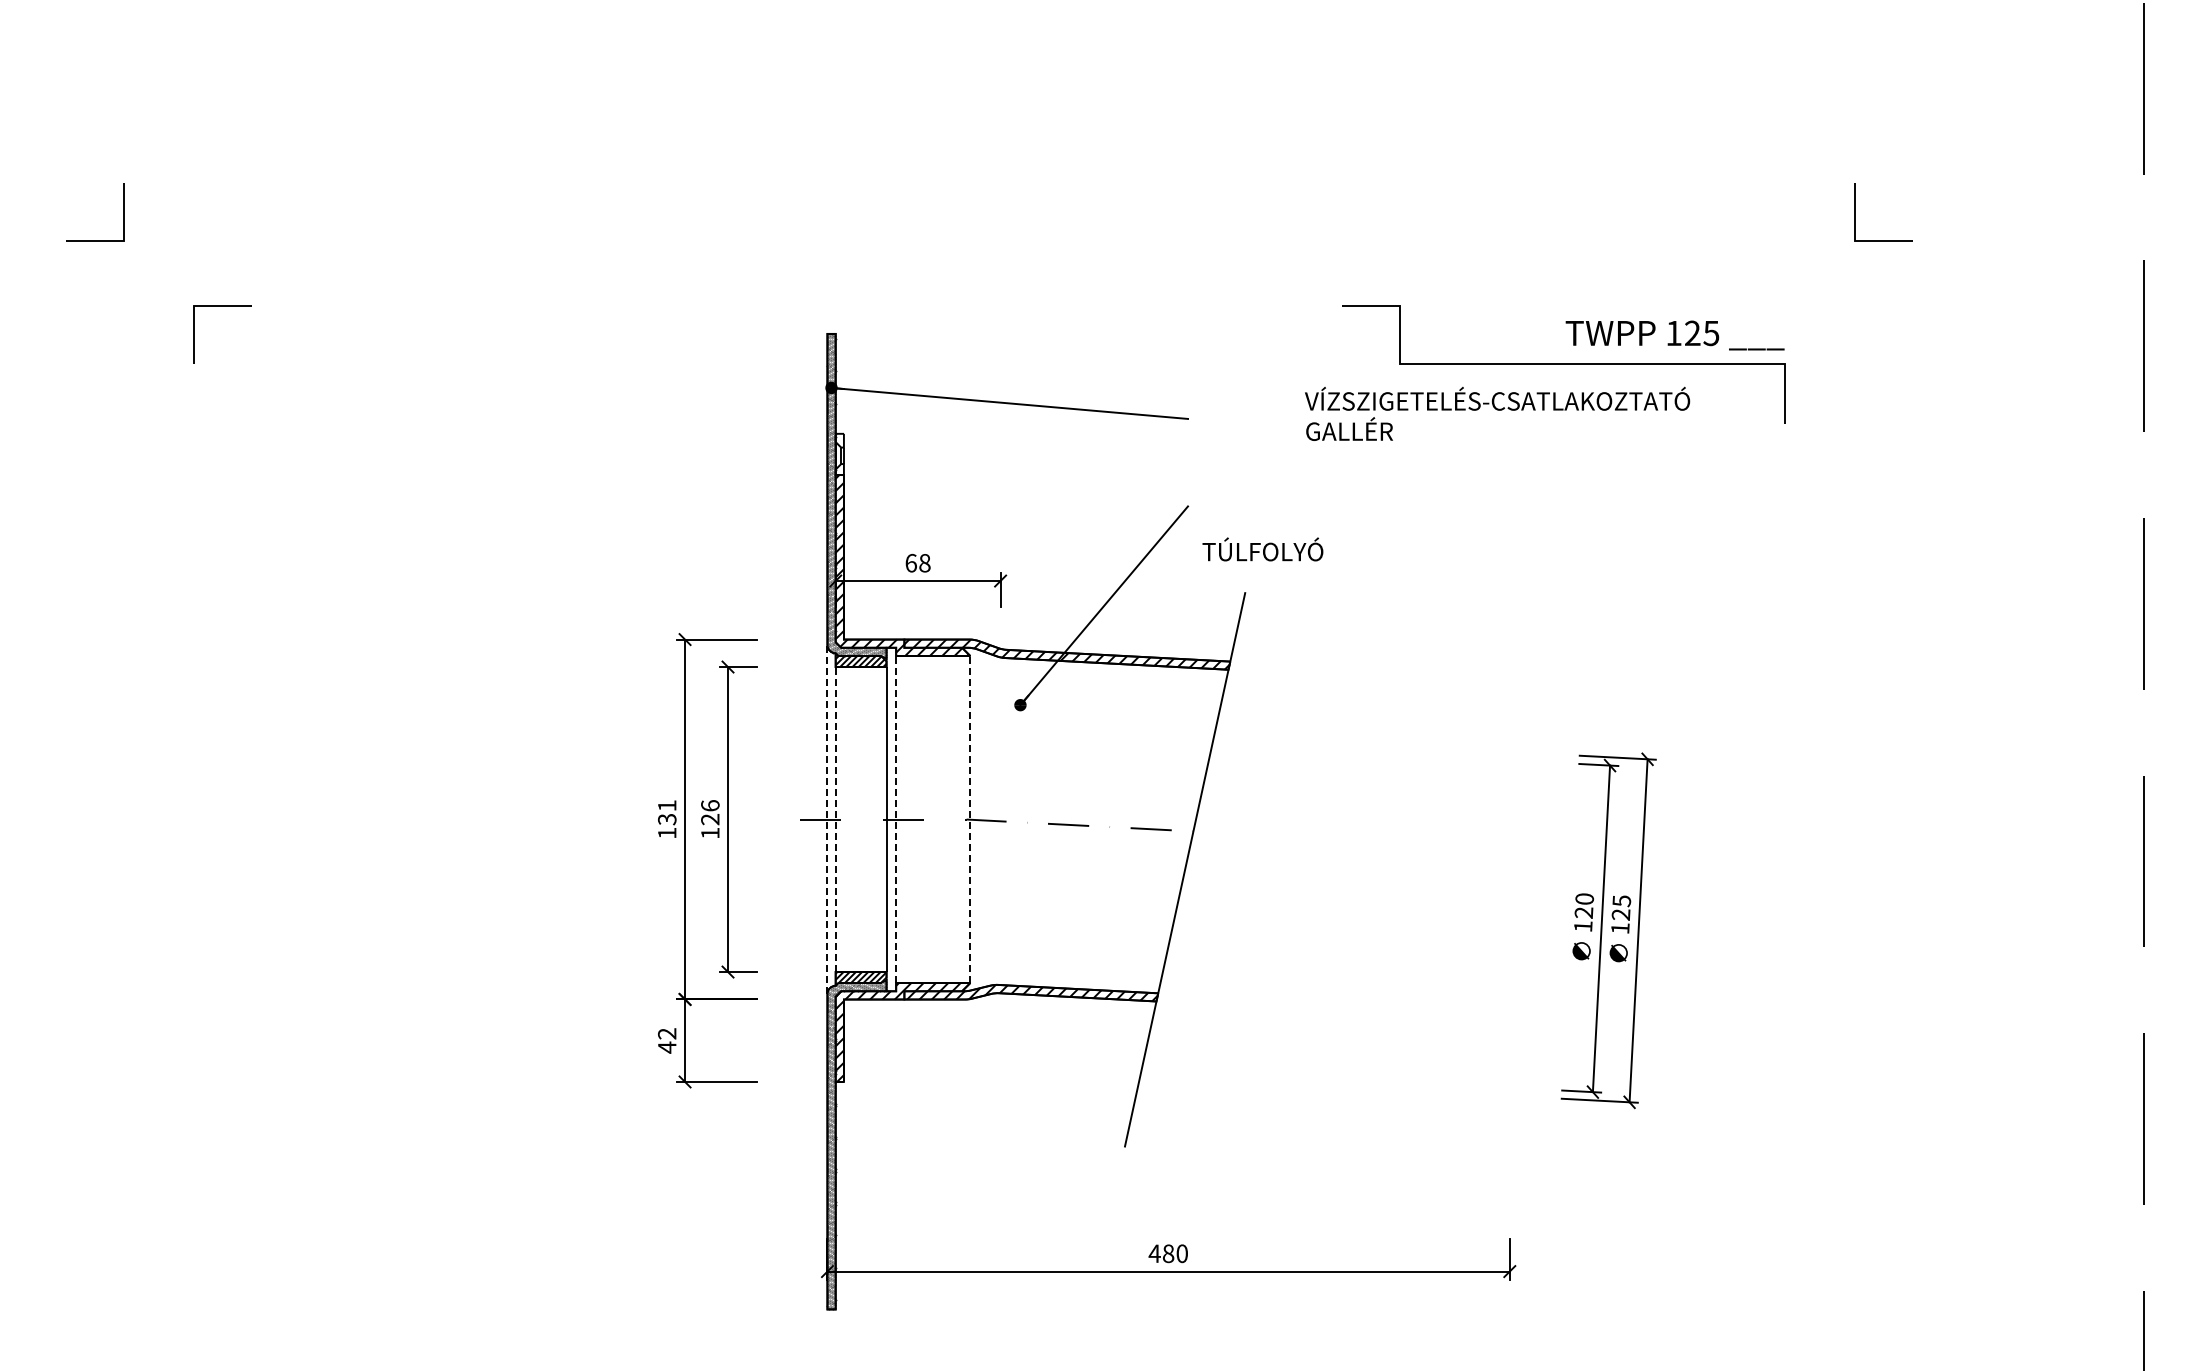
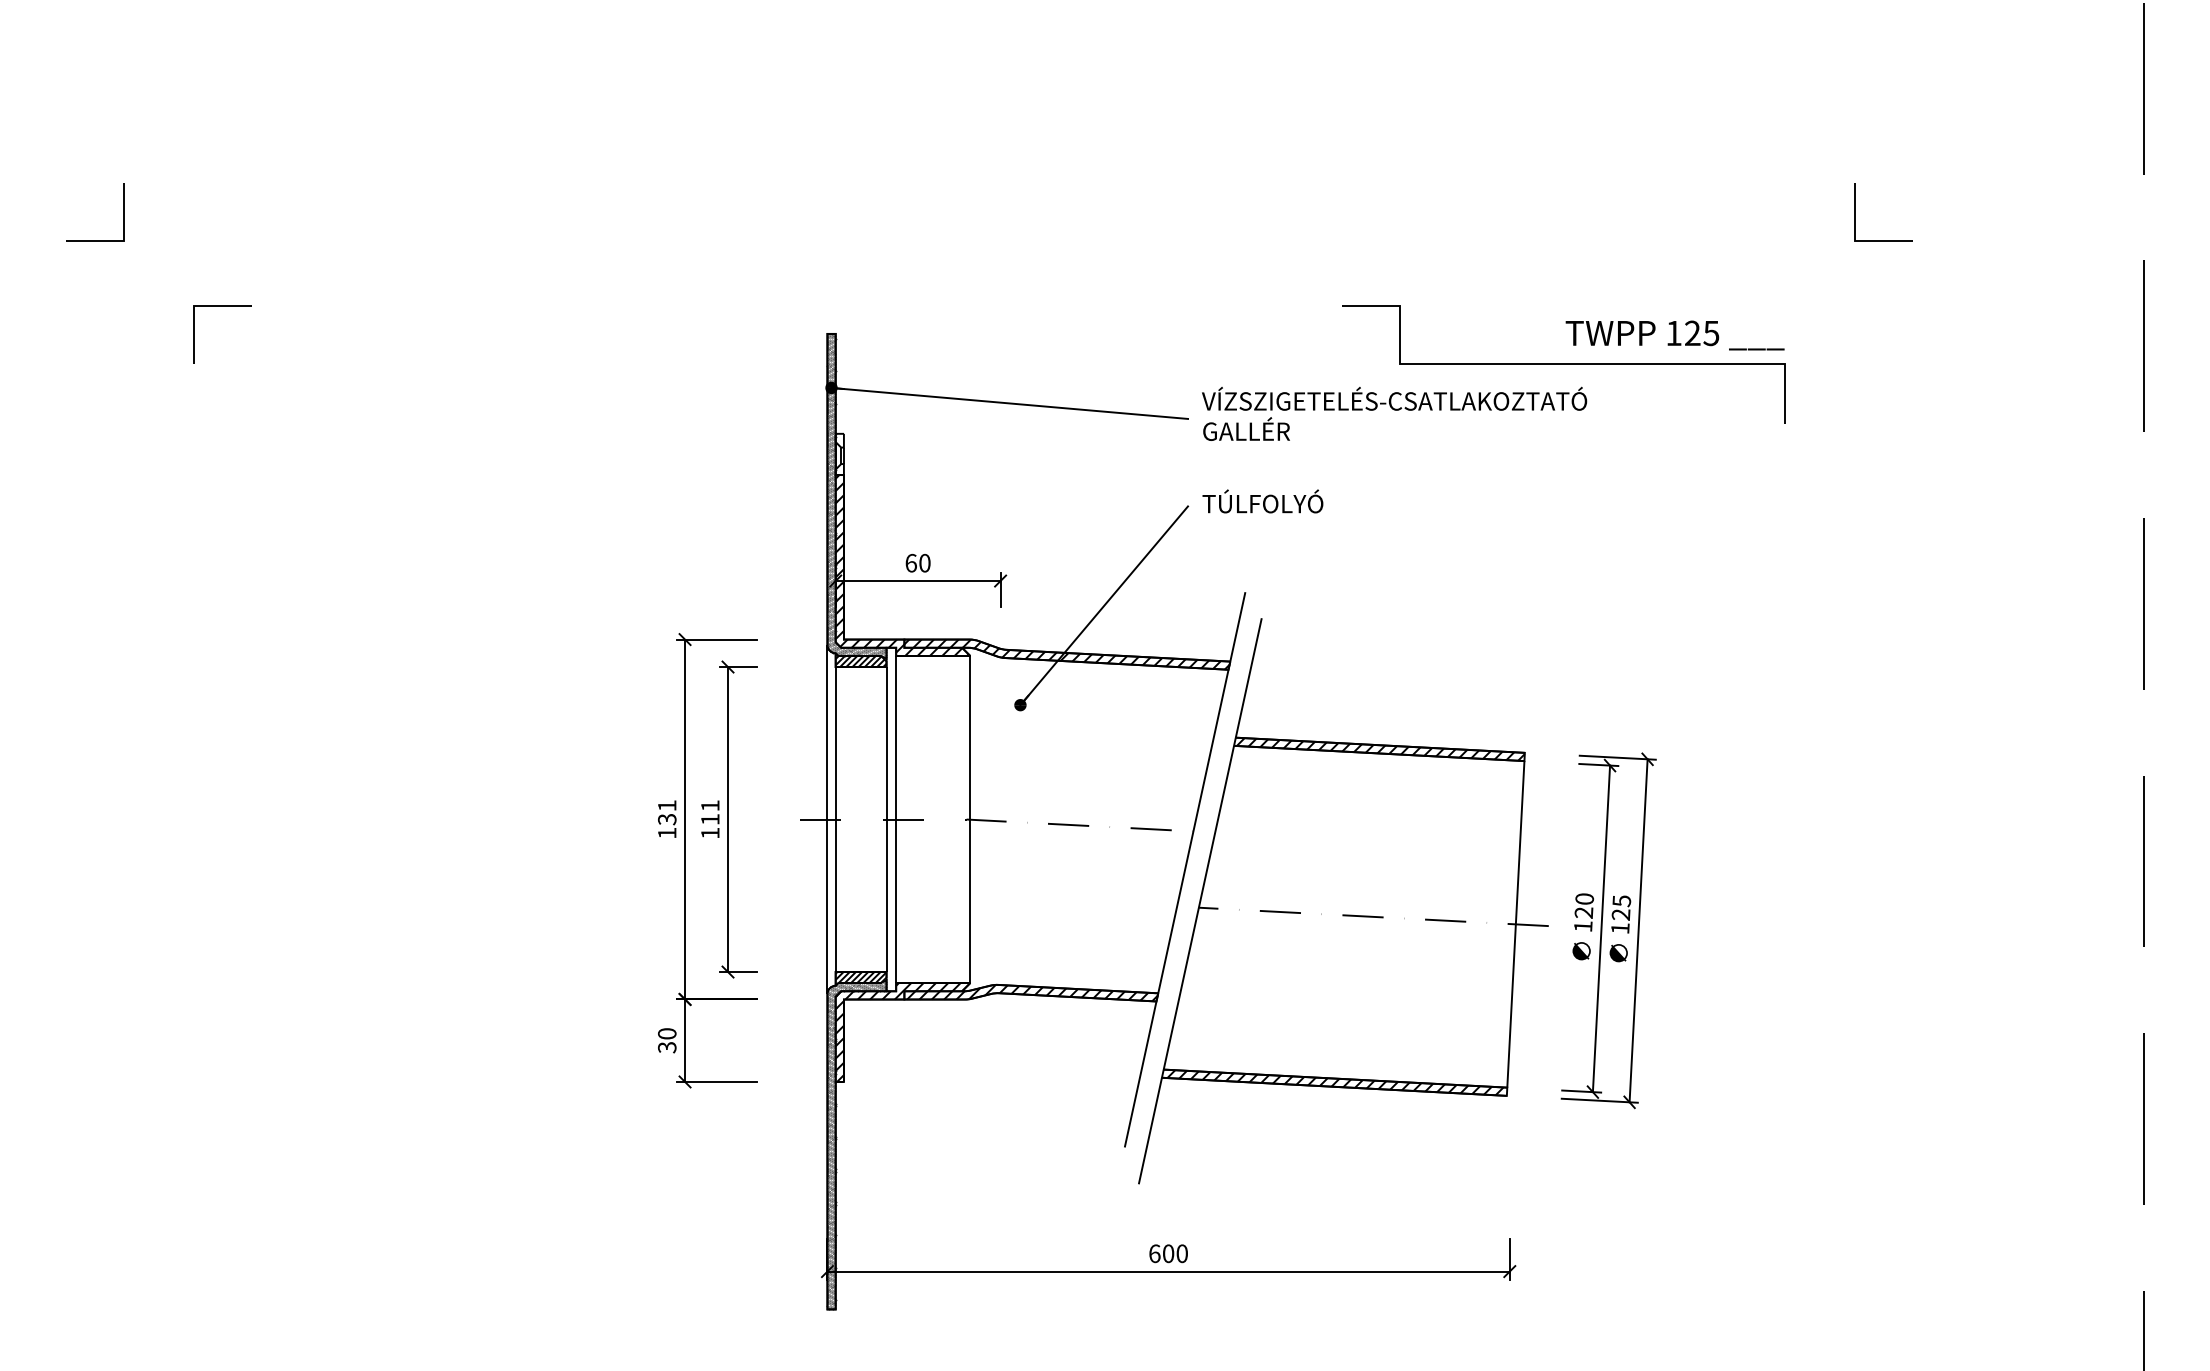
text position: (1497, 413) -> (1394, 413) (1394, 413)
text position: (1262, 549) -> (1262, 501) (1262, 501)
text: 68 -> 60 (924, 563)
text: 126 -> 111 (710, 812)
line: dashed -> solid (827, 819)
line: dashed -> solid (835, 819)
line: dashed -> solid (896, 819)
line: dashed -> solid (970, 819)
part: none -> present (1343, 901)
text: 42 -> 30 (667, 1040)
text: 480 -> 600 (1161, 1253)
